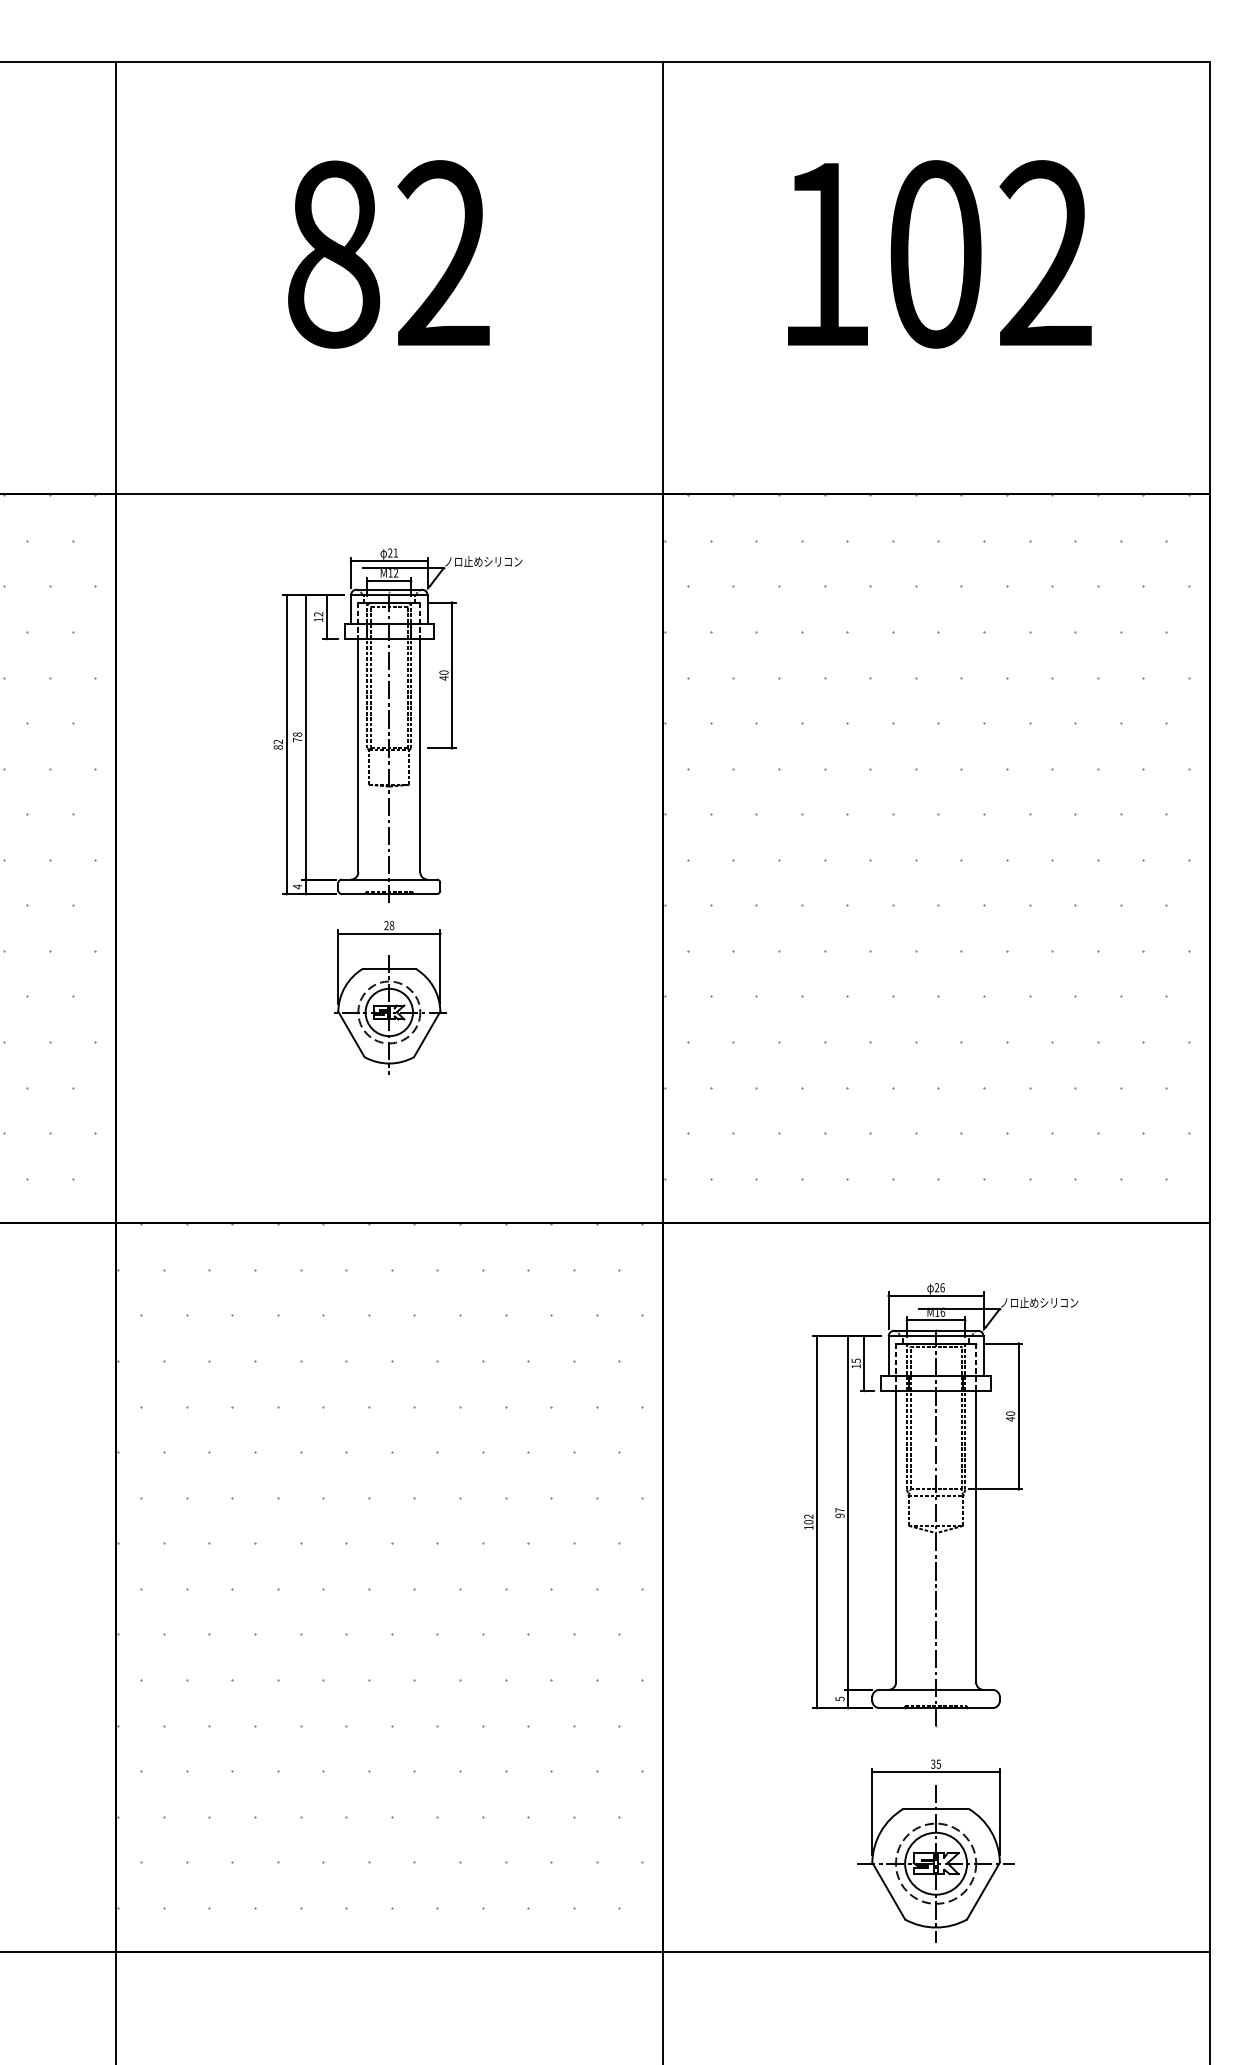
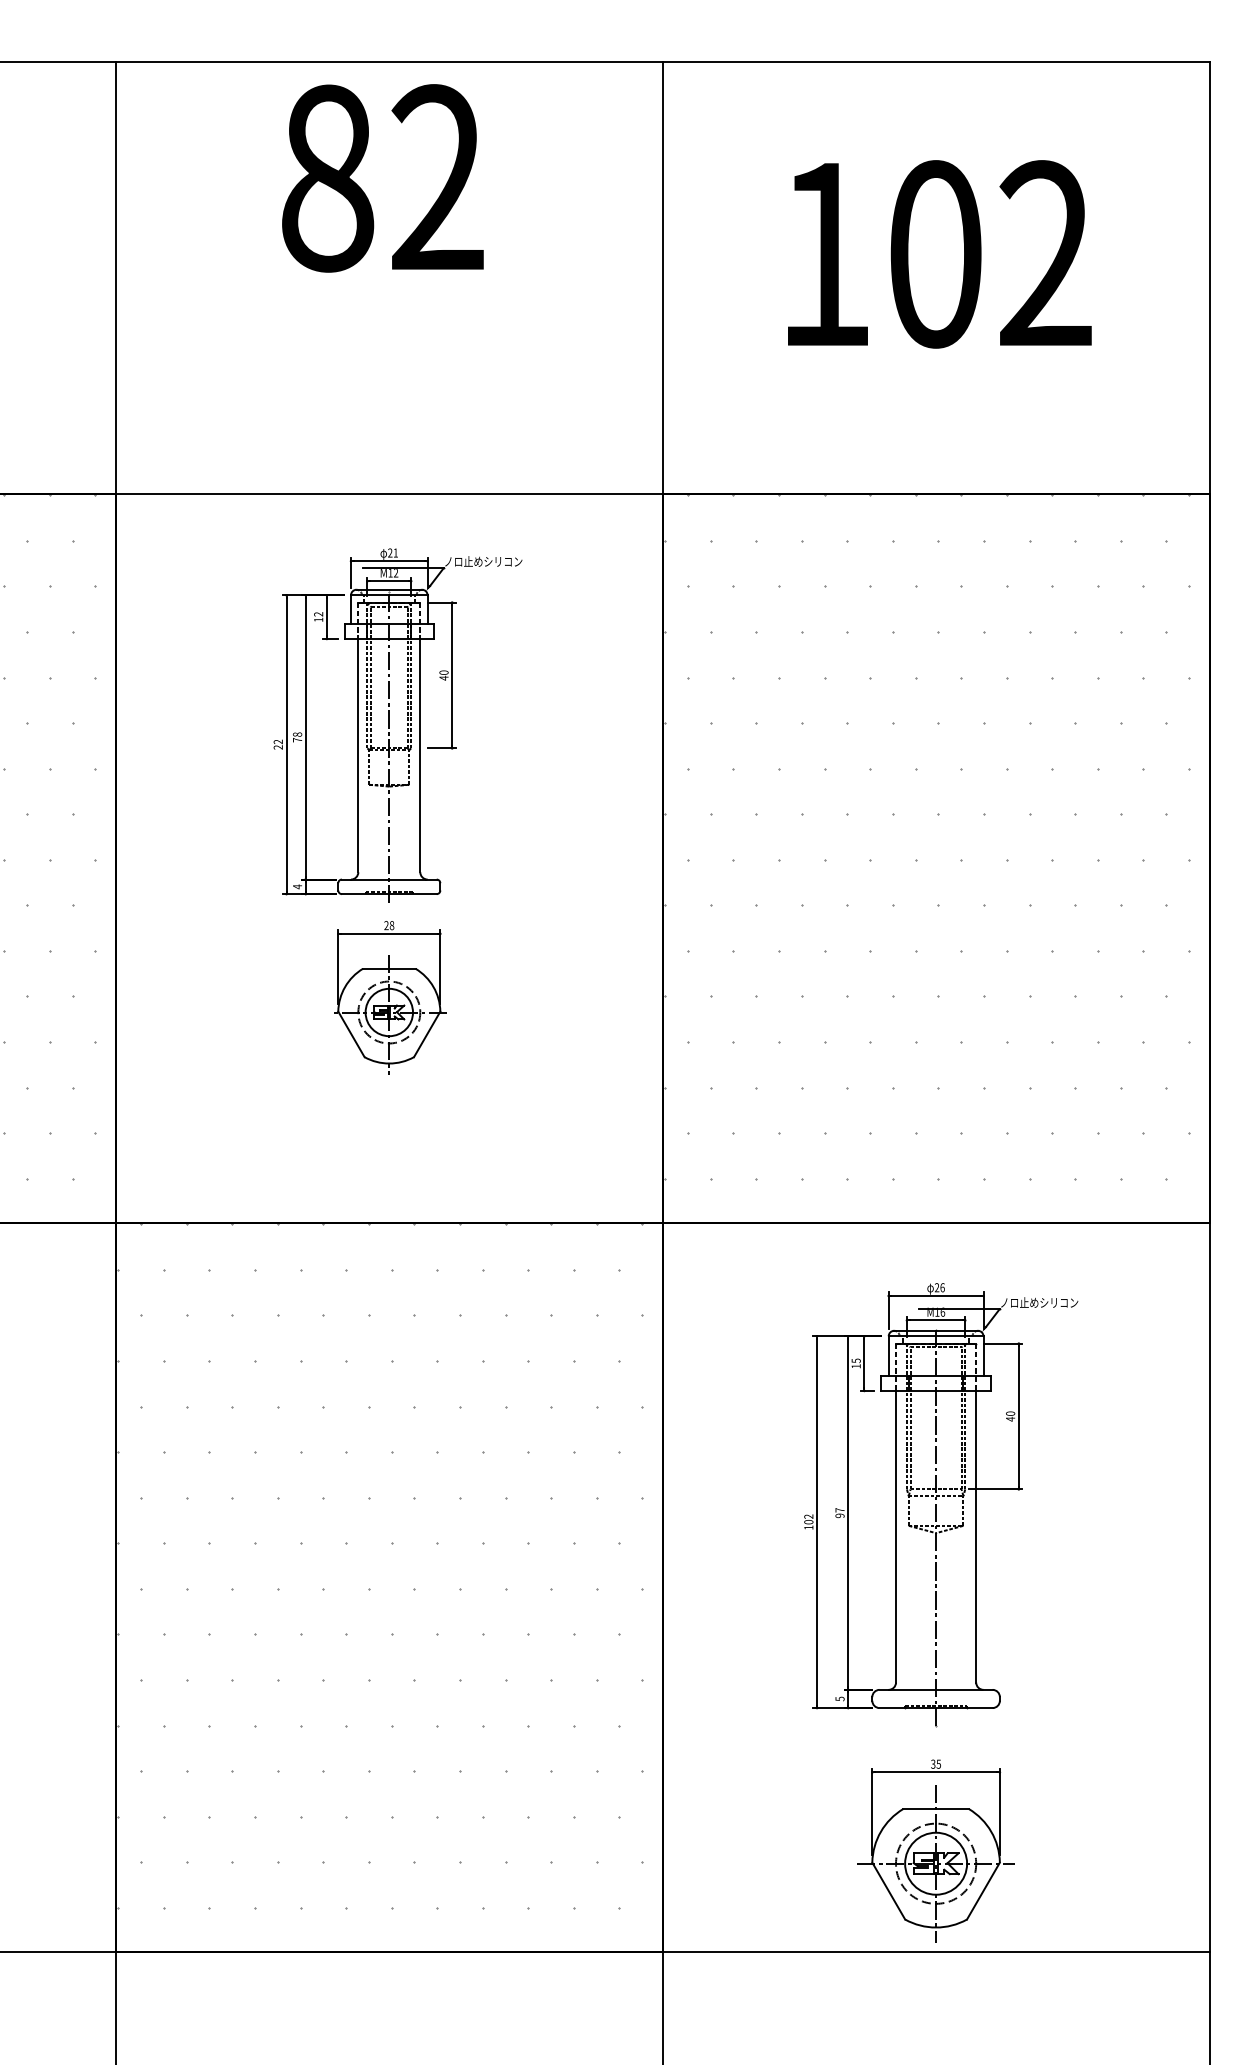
text position: (388, 254) -> (382, 178) (382, 178)
text: 82 -> 22 (277, 747)
